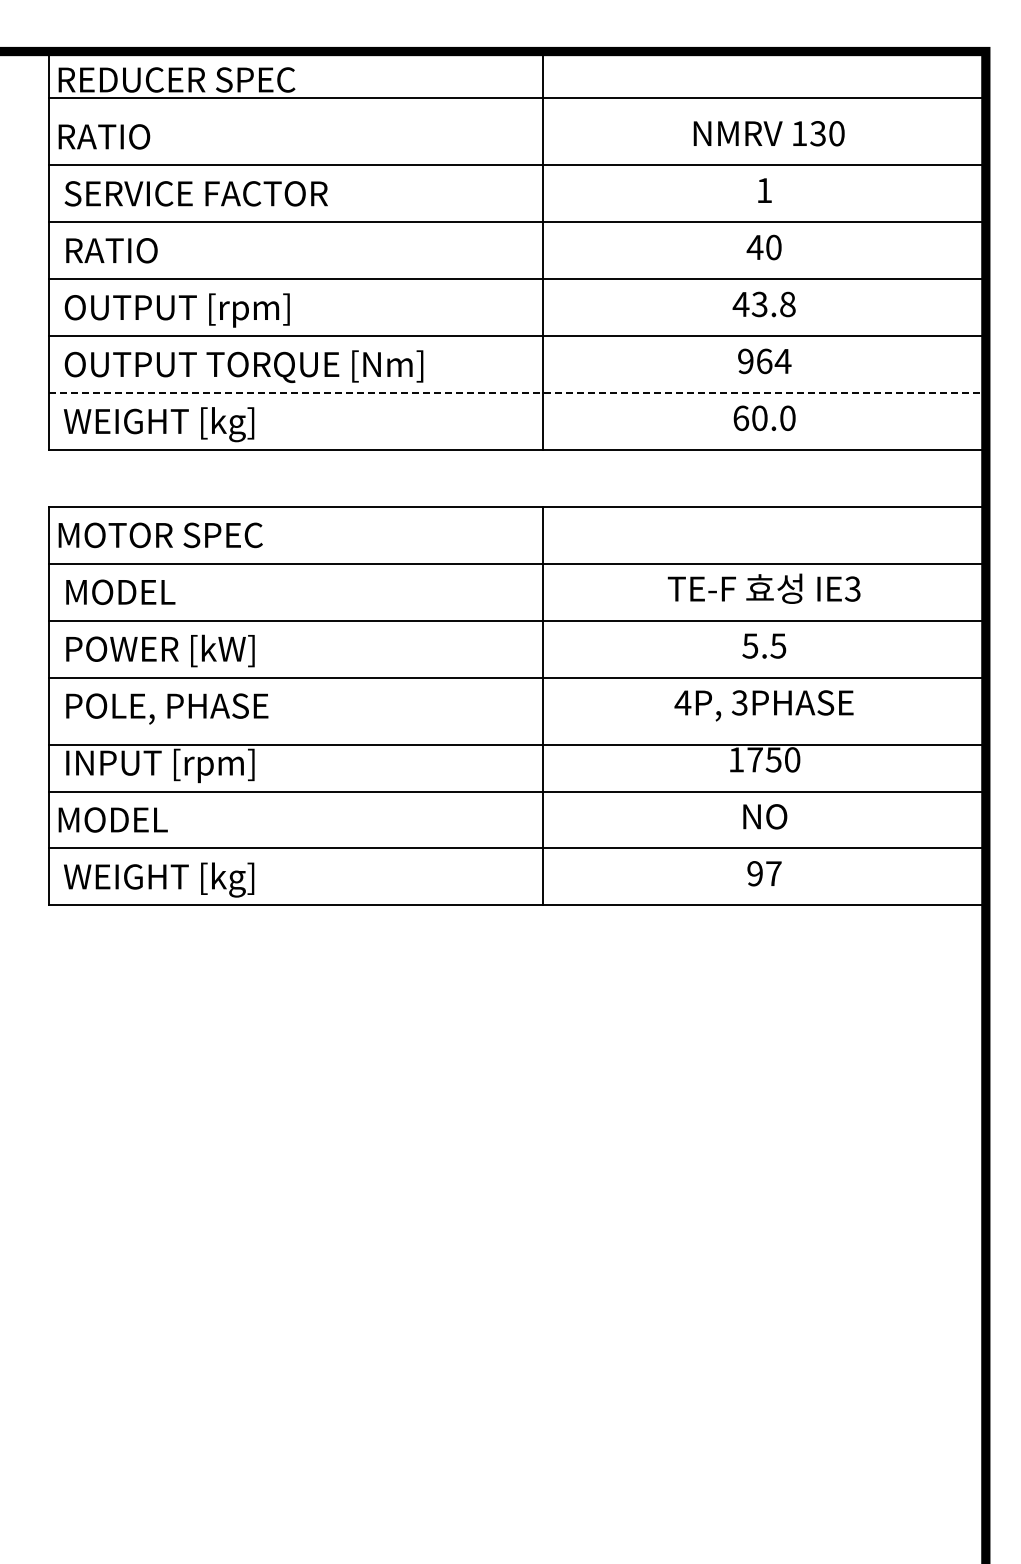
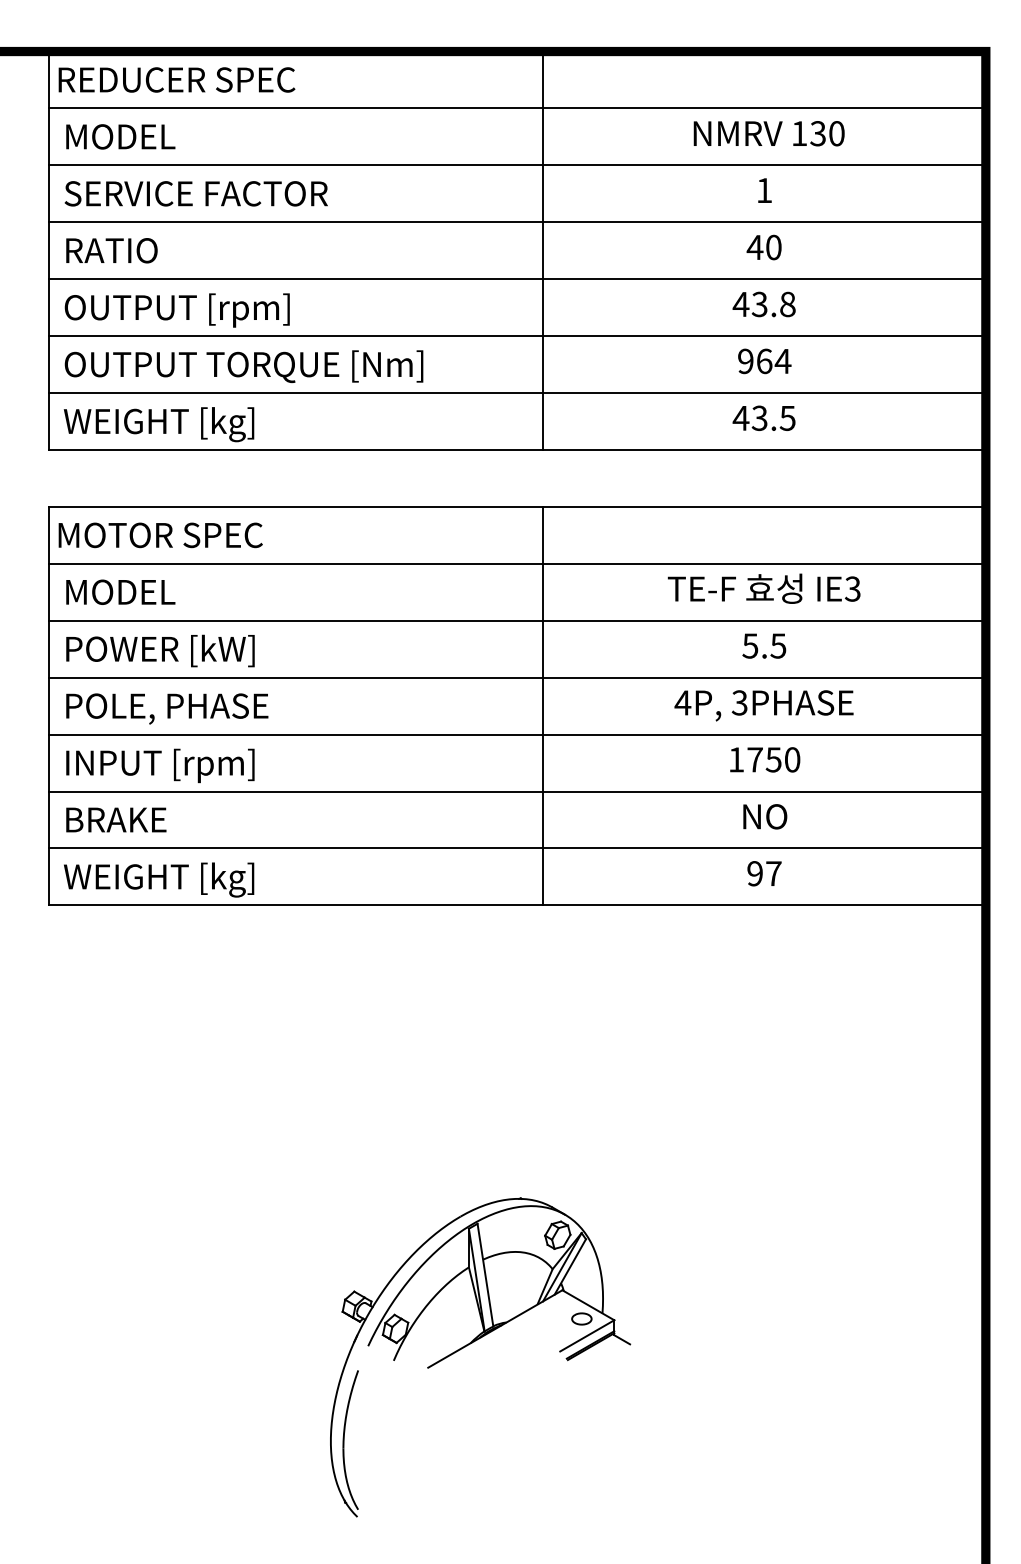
line position: (517, 98) -> (517, 108) (517, 108)
text: RATIO -> MODEL (116, 136)
line: dashed -> solid (518, 393)
text: 60.0 -> 43.5 (763, 417)
line position: (517, 744) -> (517, 734) (517, 734)
text: MODEL -> BRAKE (112, 819)
part: none -> present (472, 1343)
